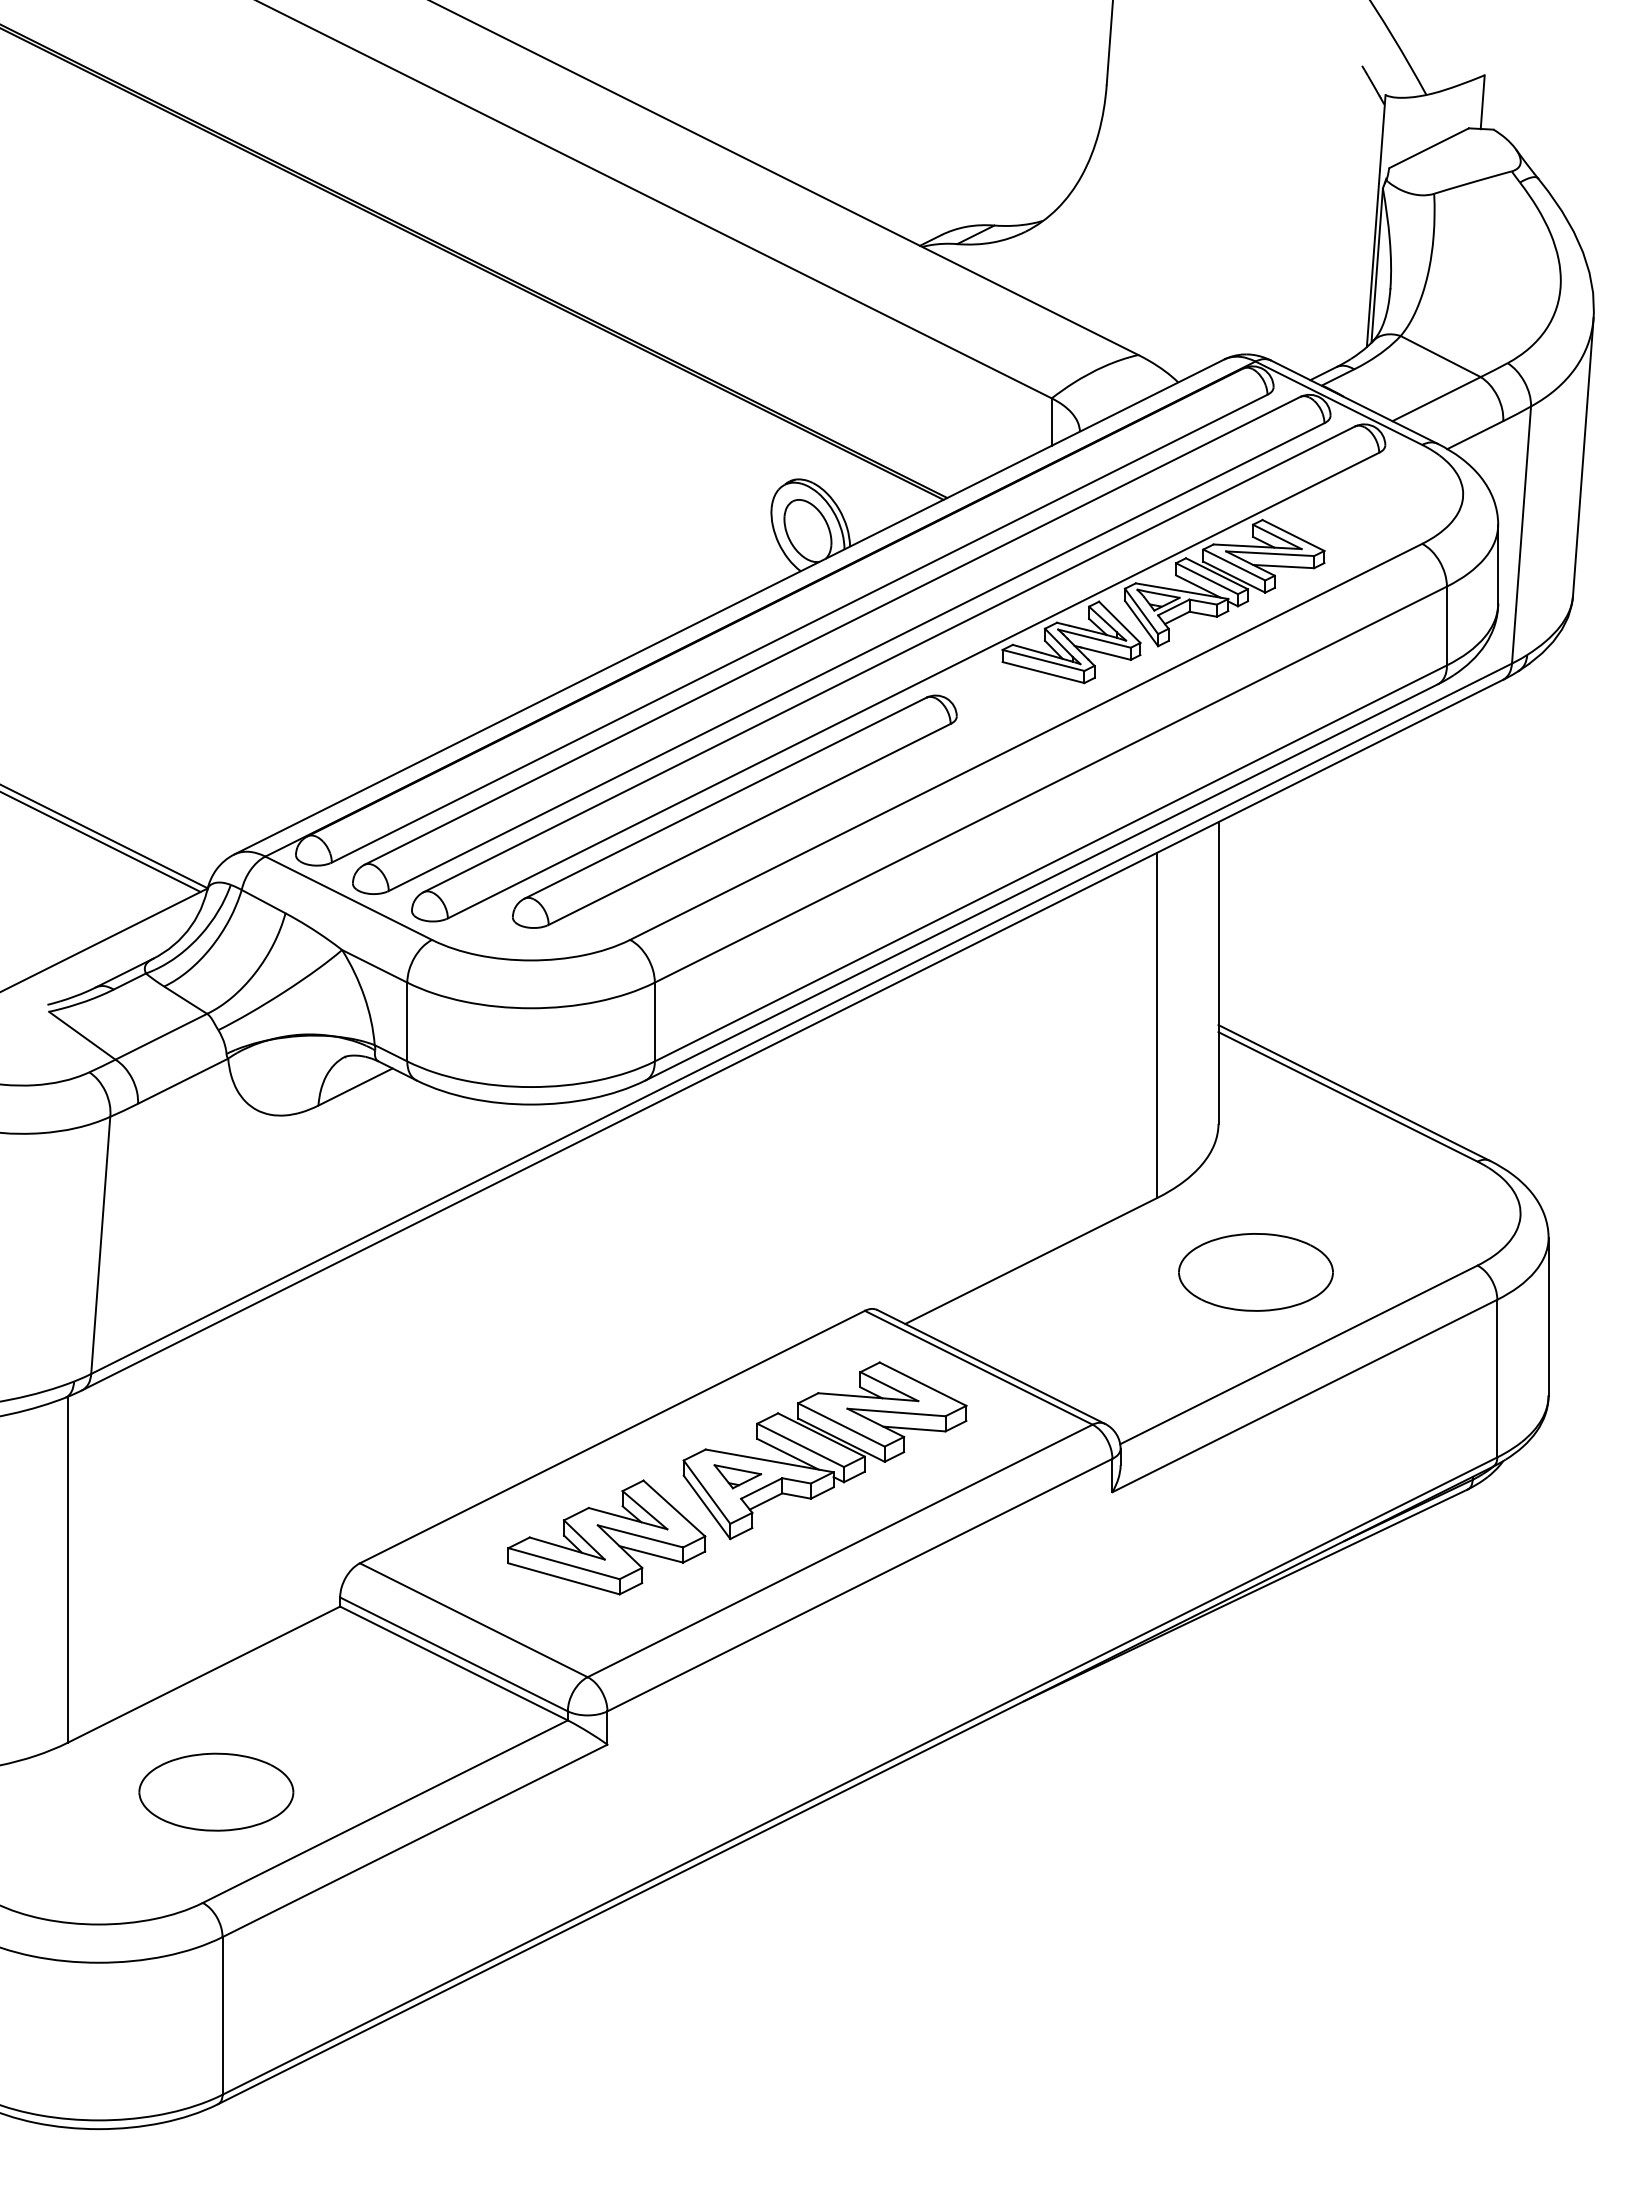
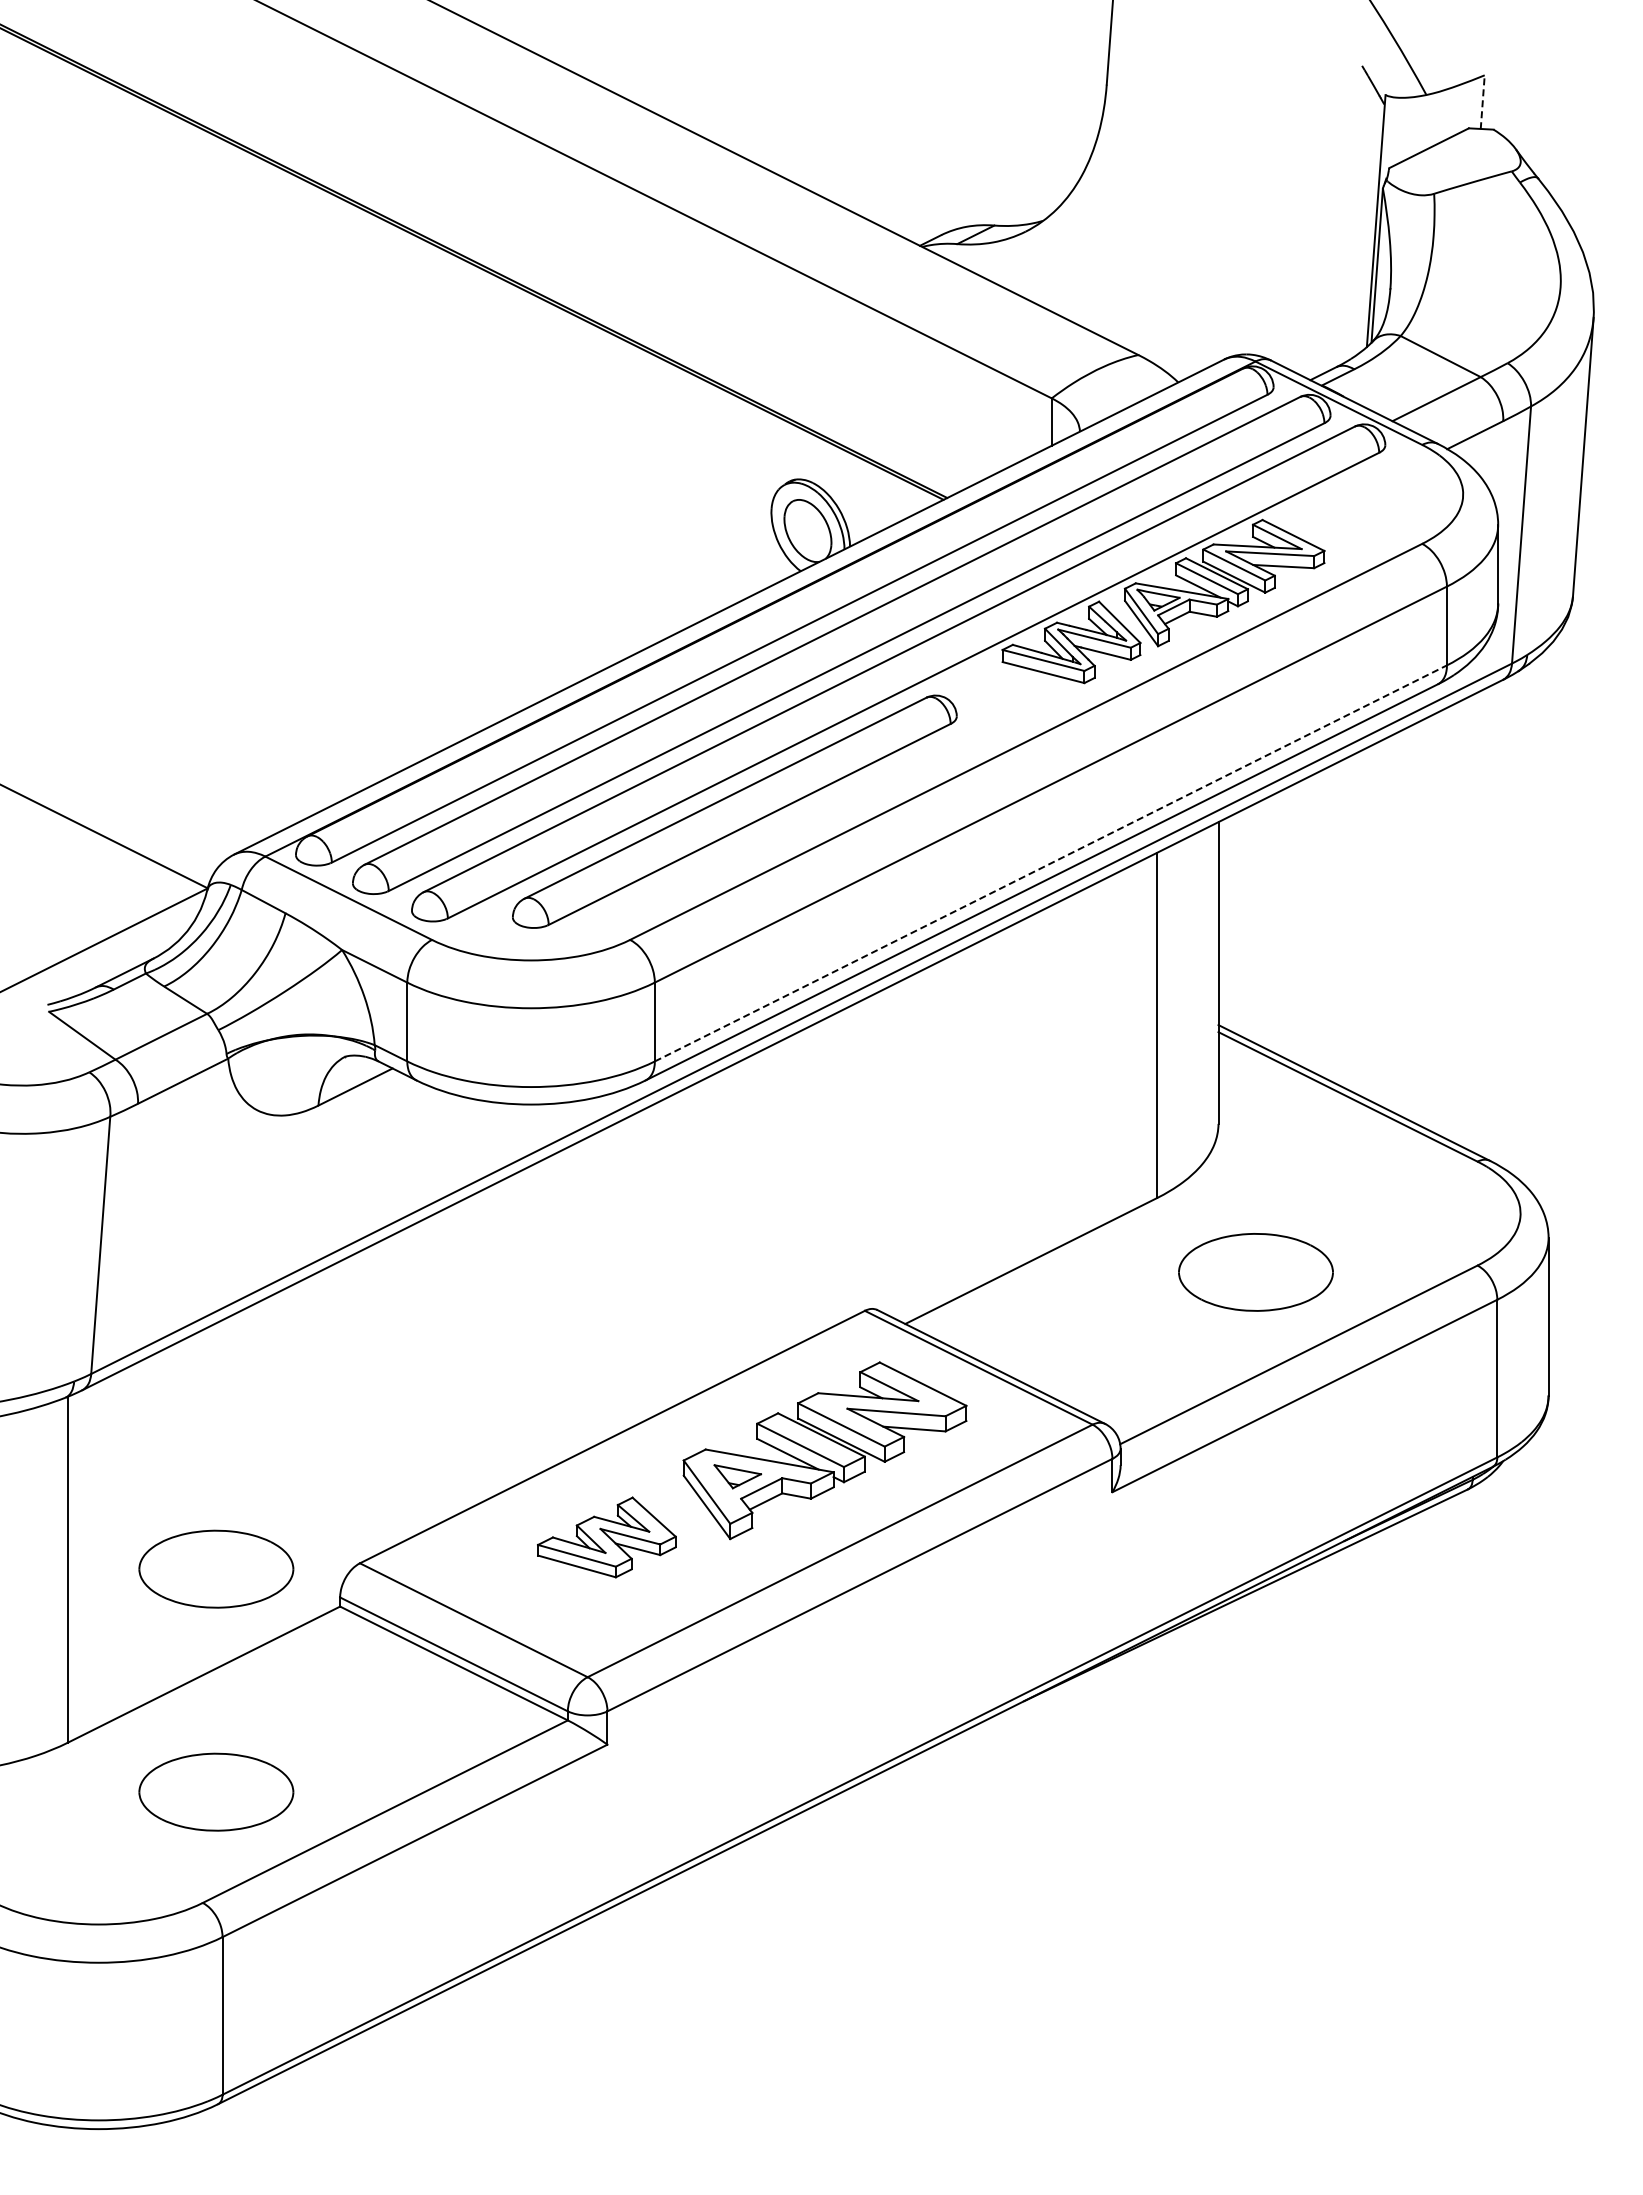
line: solid -> dashed (1482, 101)
line: present -> none (101, 842)
line: solid -> dashed (1050, 863)
part size: 200x117 px -> 140x83 px (606, 1537)
part: none -> present (216, 1568)
